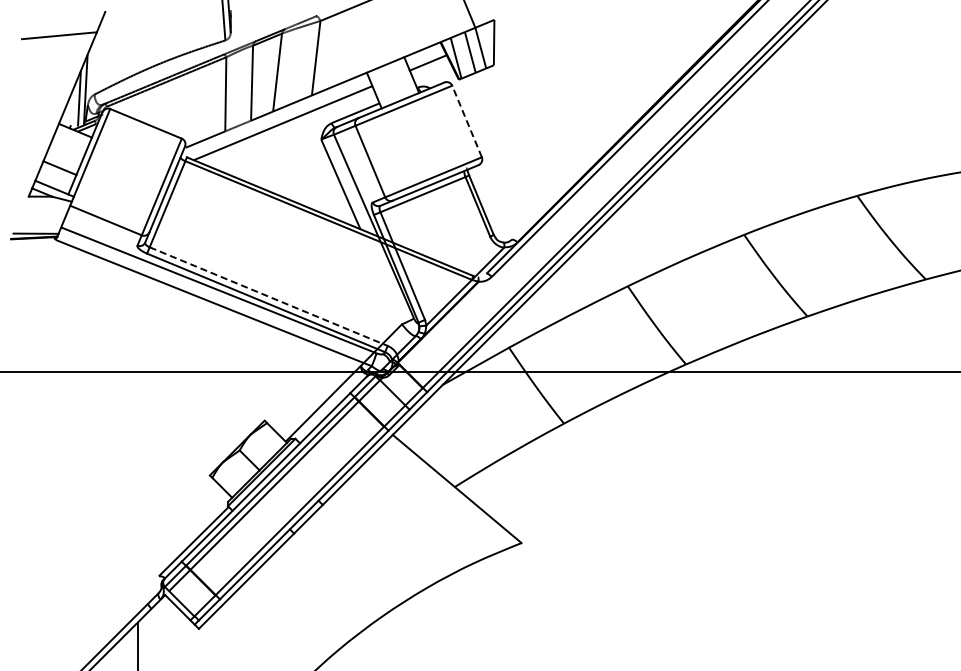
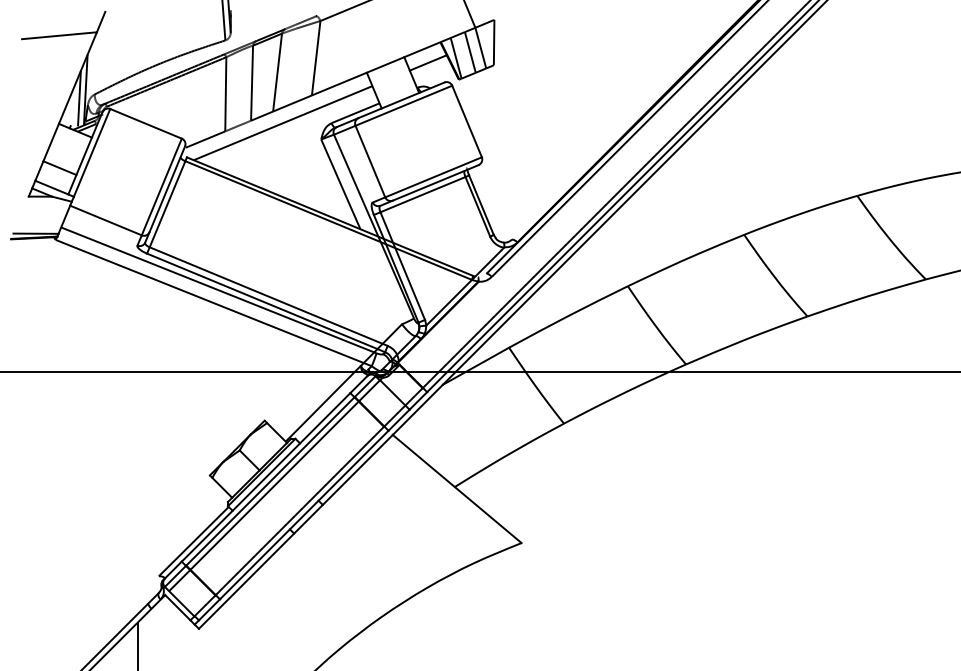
line: dashed -> solid (467, 121)
line: dashed -> solid (268, 296)
